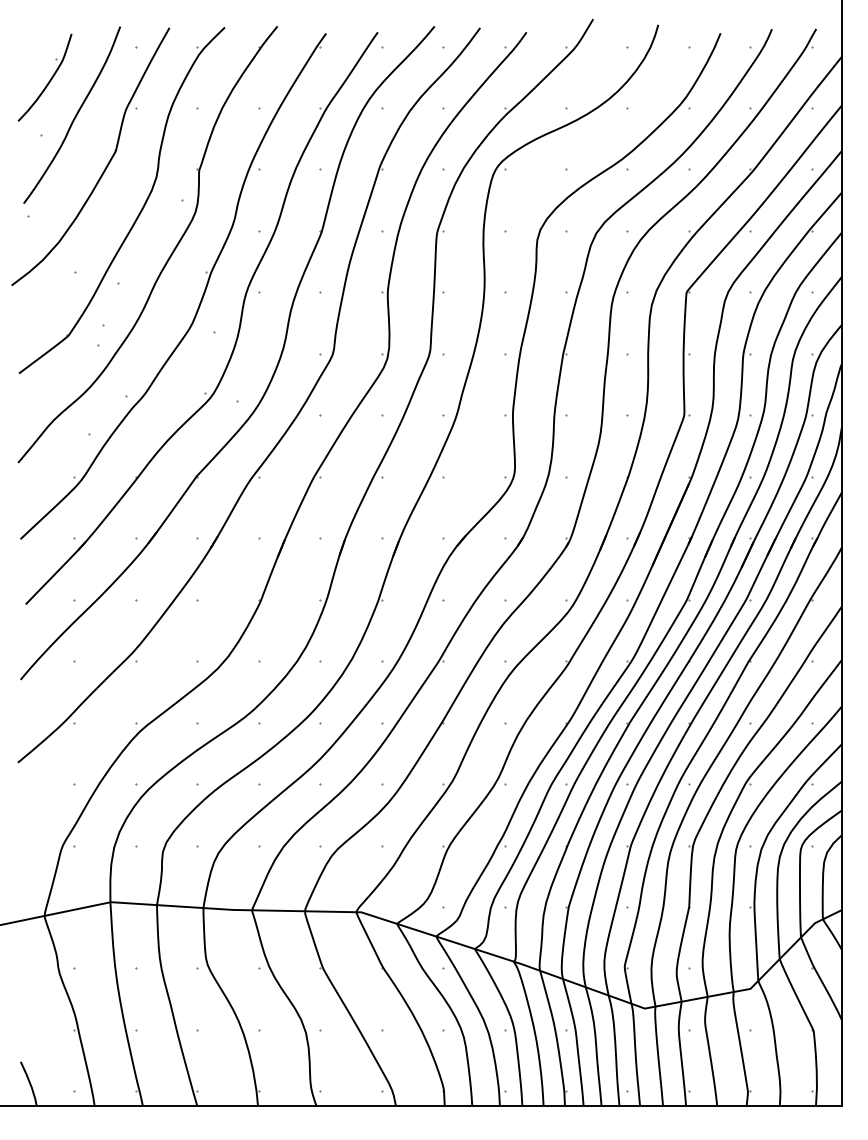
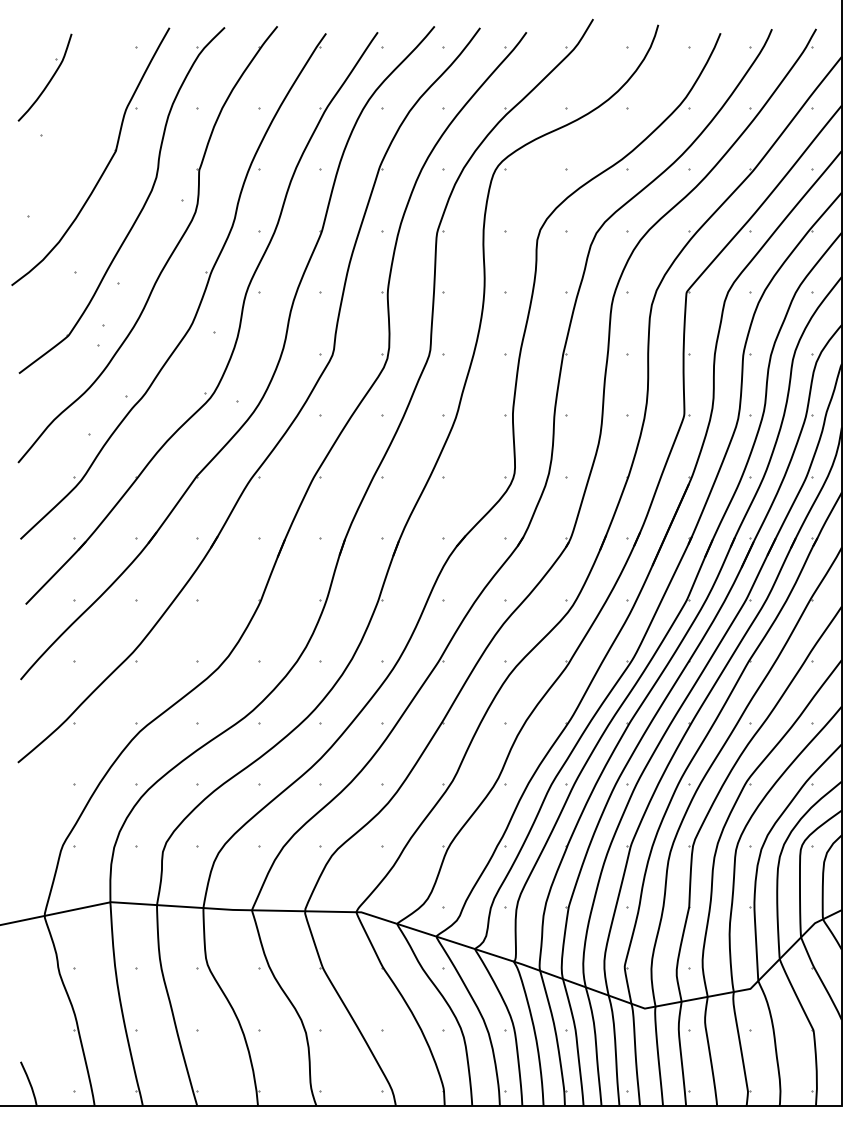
curve: present -> none (74, 116)
